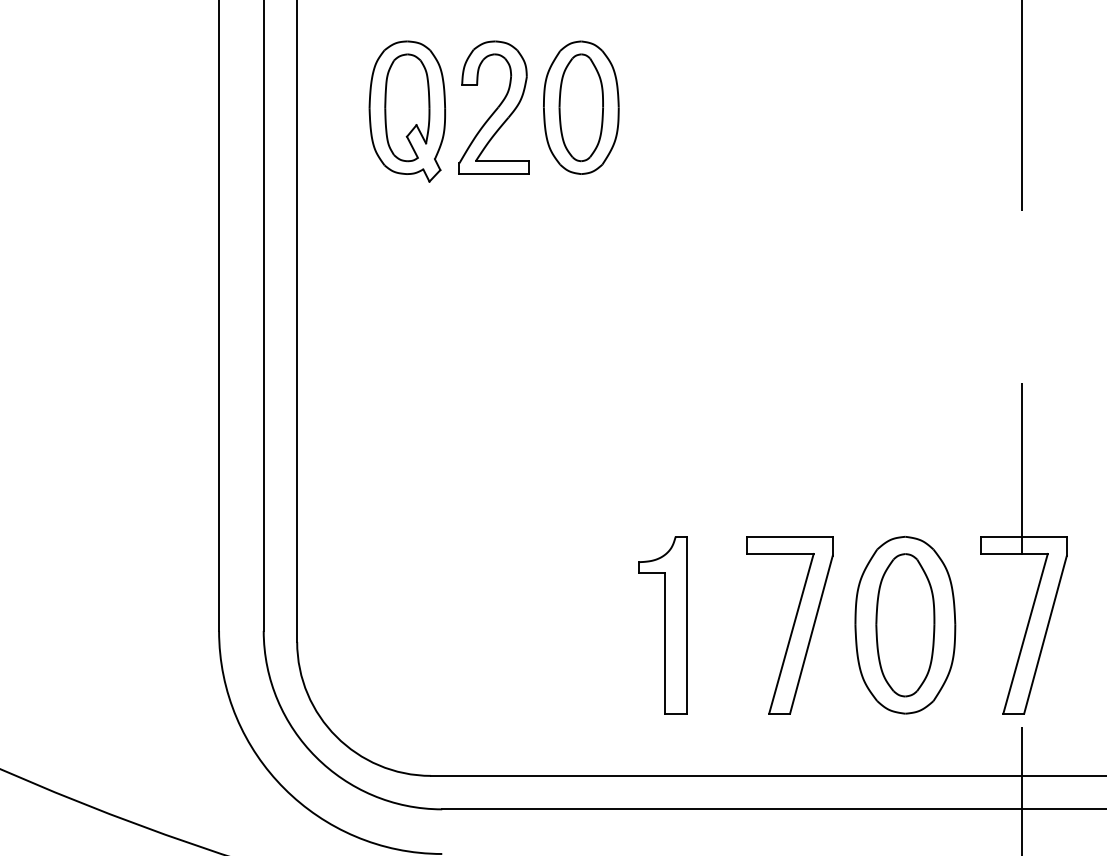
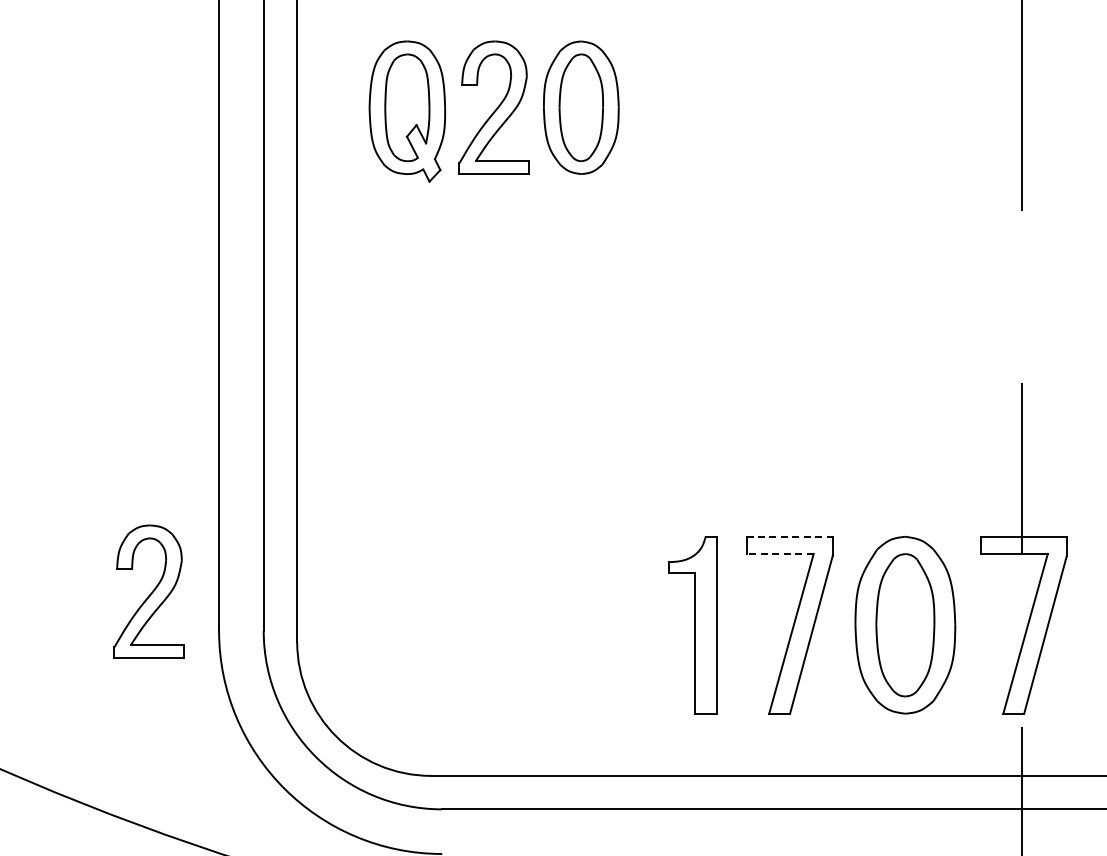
line: solid -> dashed (790, 536)
line: solid -> dashed (780, 553)
part: none -> present (148, 591)
part position: (662, 625) -> (692, 625) (692, 625)
